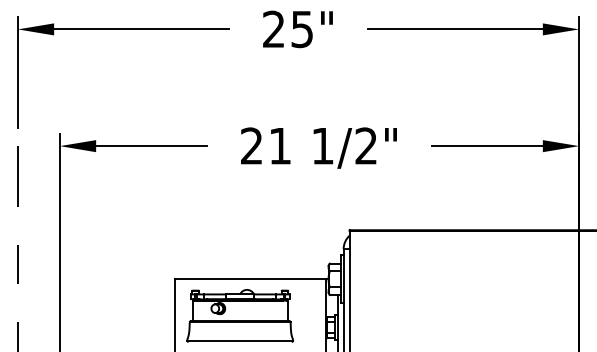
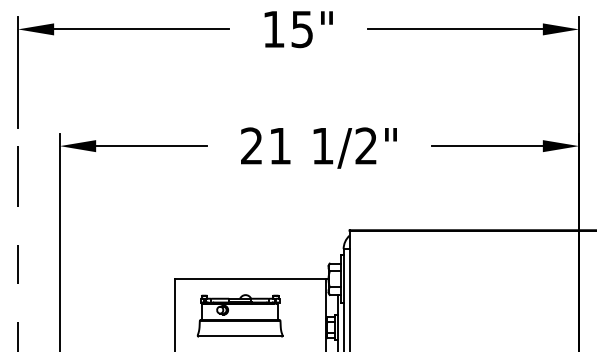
text: 25" -> 15" (273, 28)
part size: 108x54 px -> 88x44 px (239, 315)
